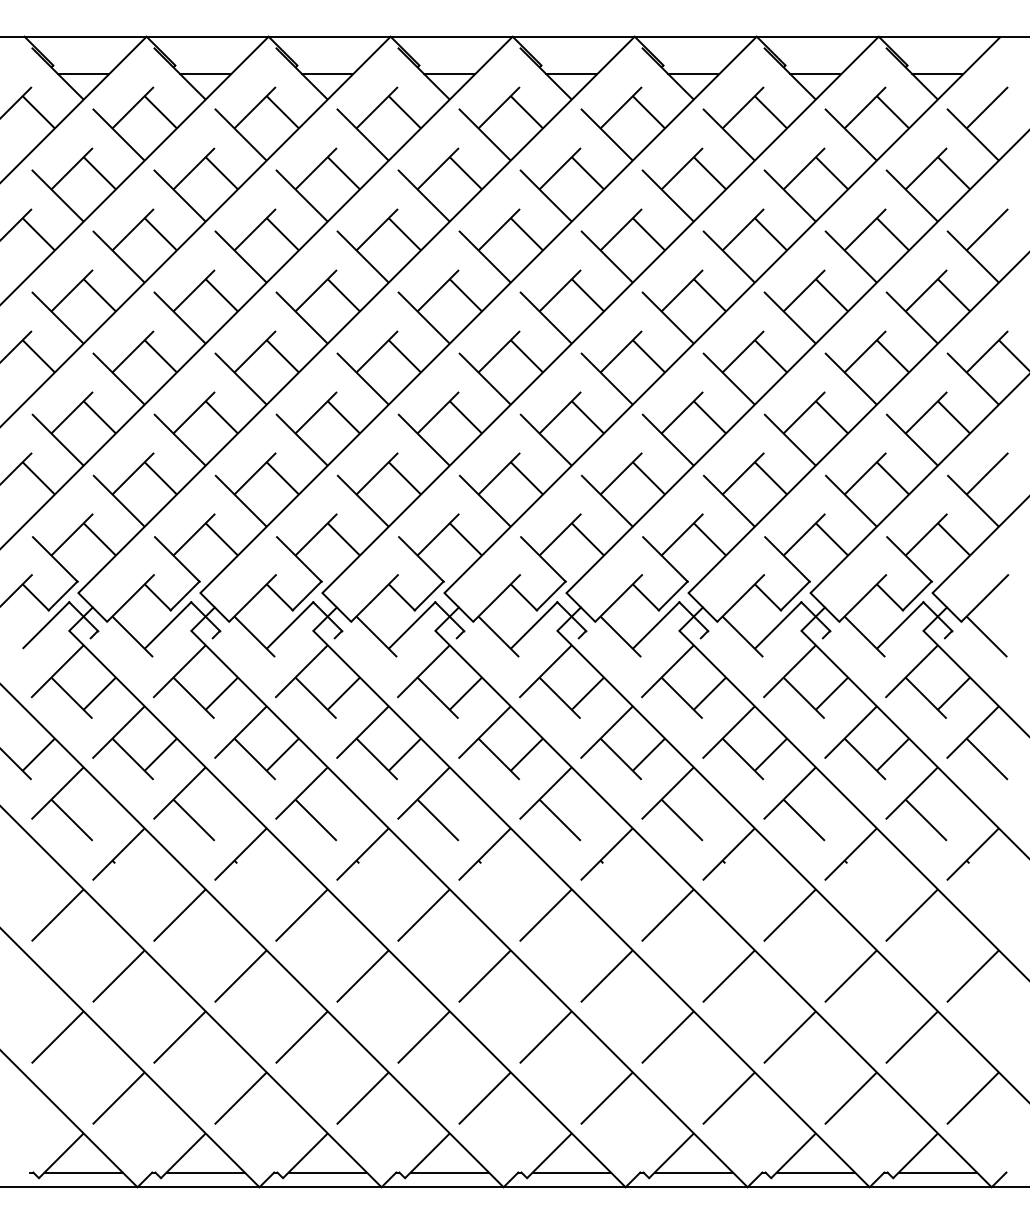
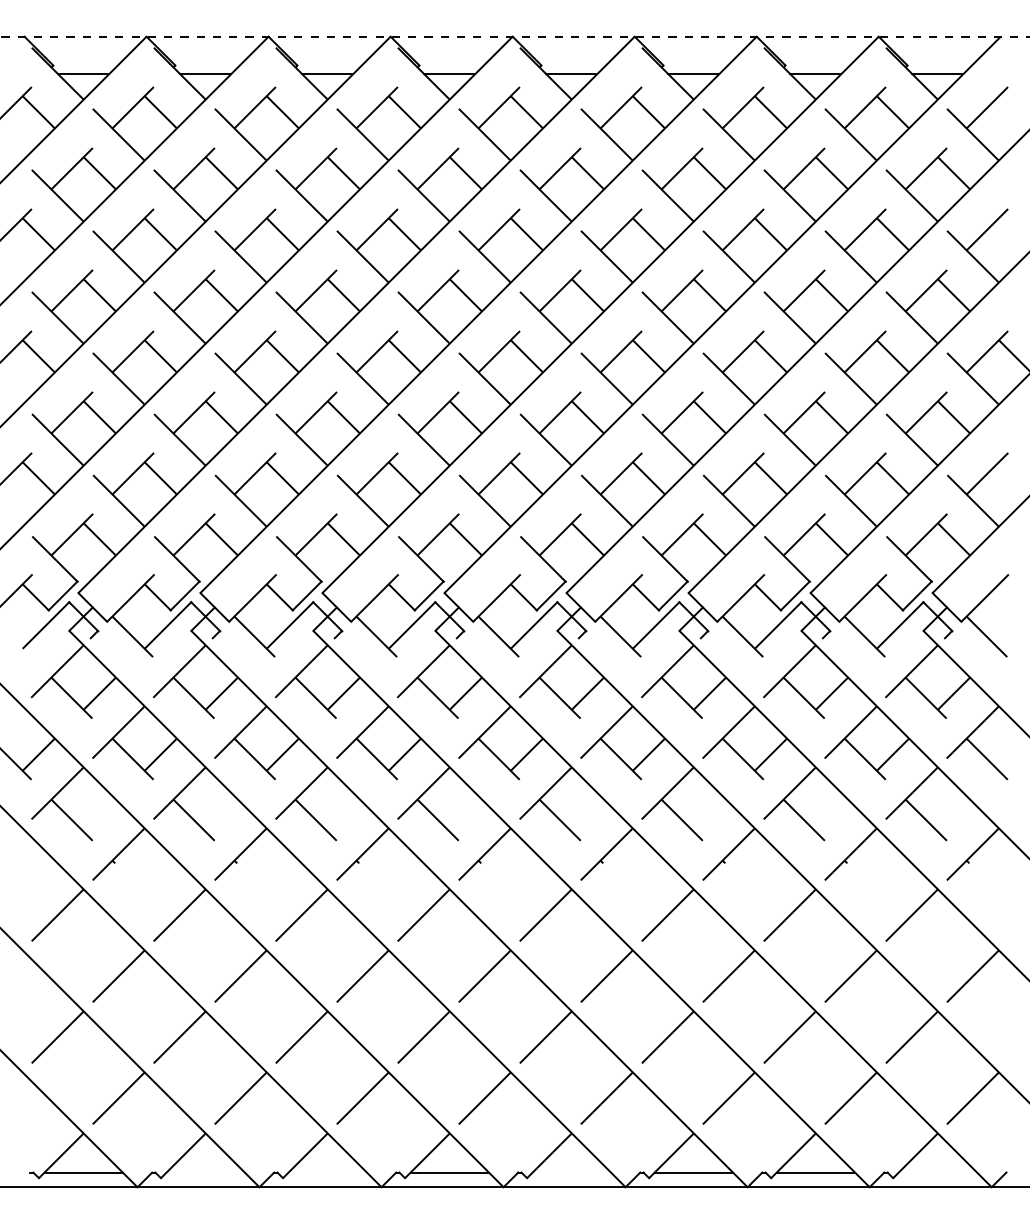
line: solid -> dashed (514, 36)
line: present -> none (205, 1172)
line: present -> none (327, 1172)
line: present -> none (571, 1172)
line: present -> none (937, 1172)
